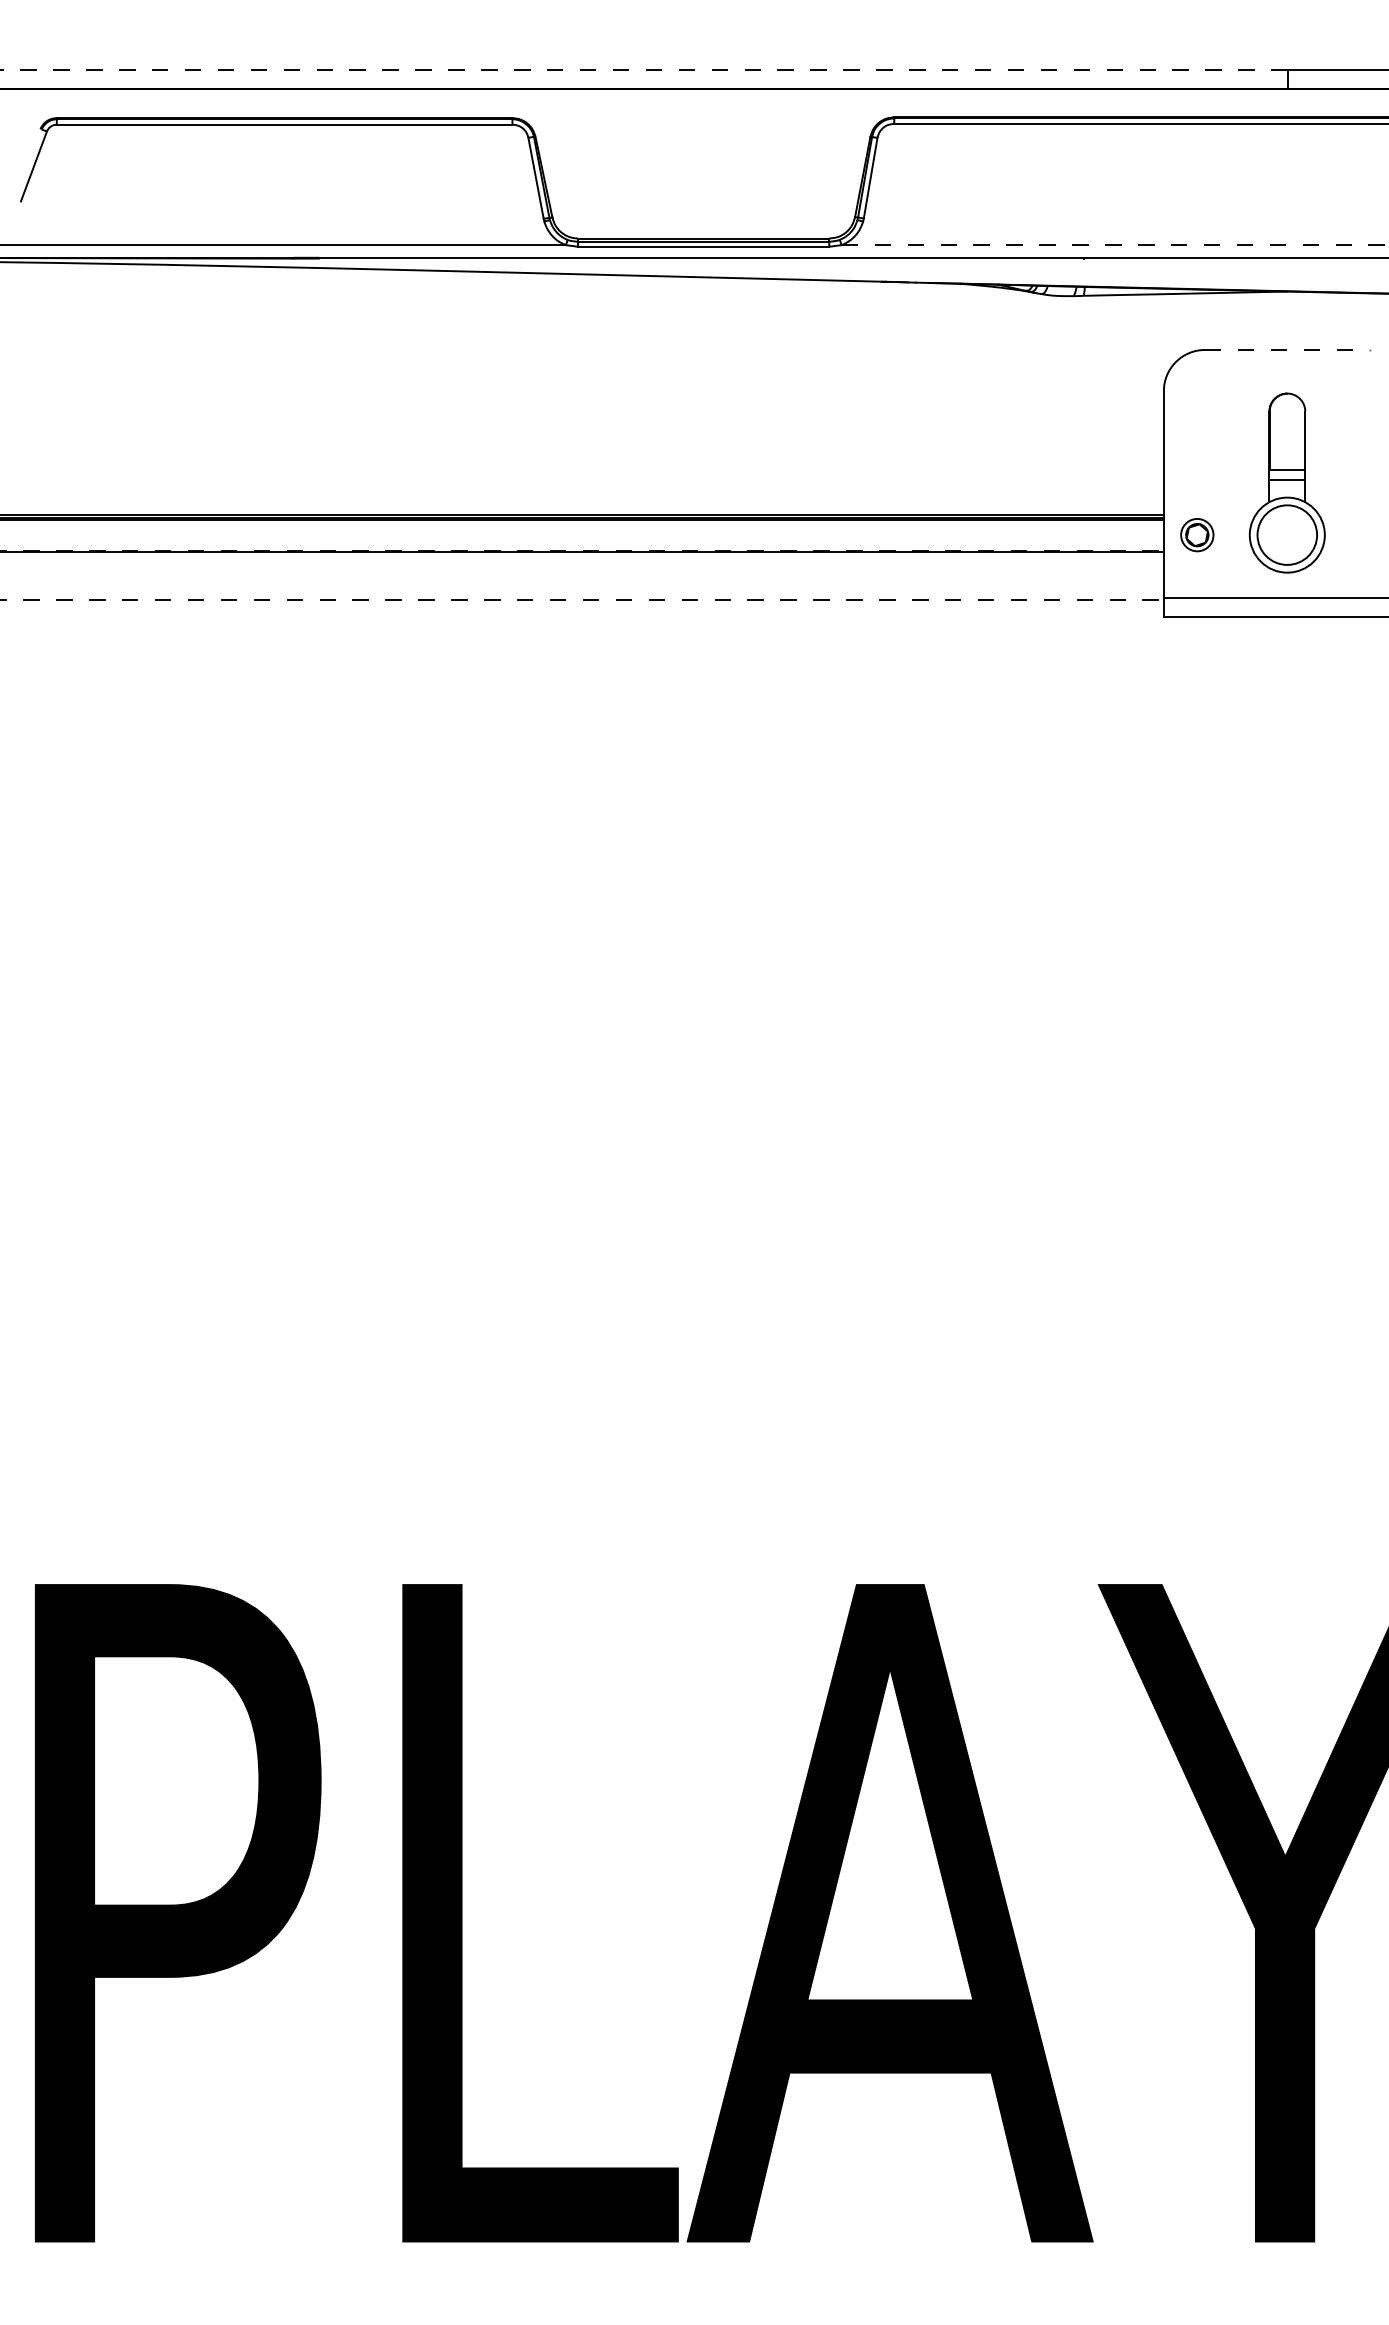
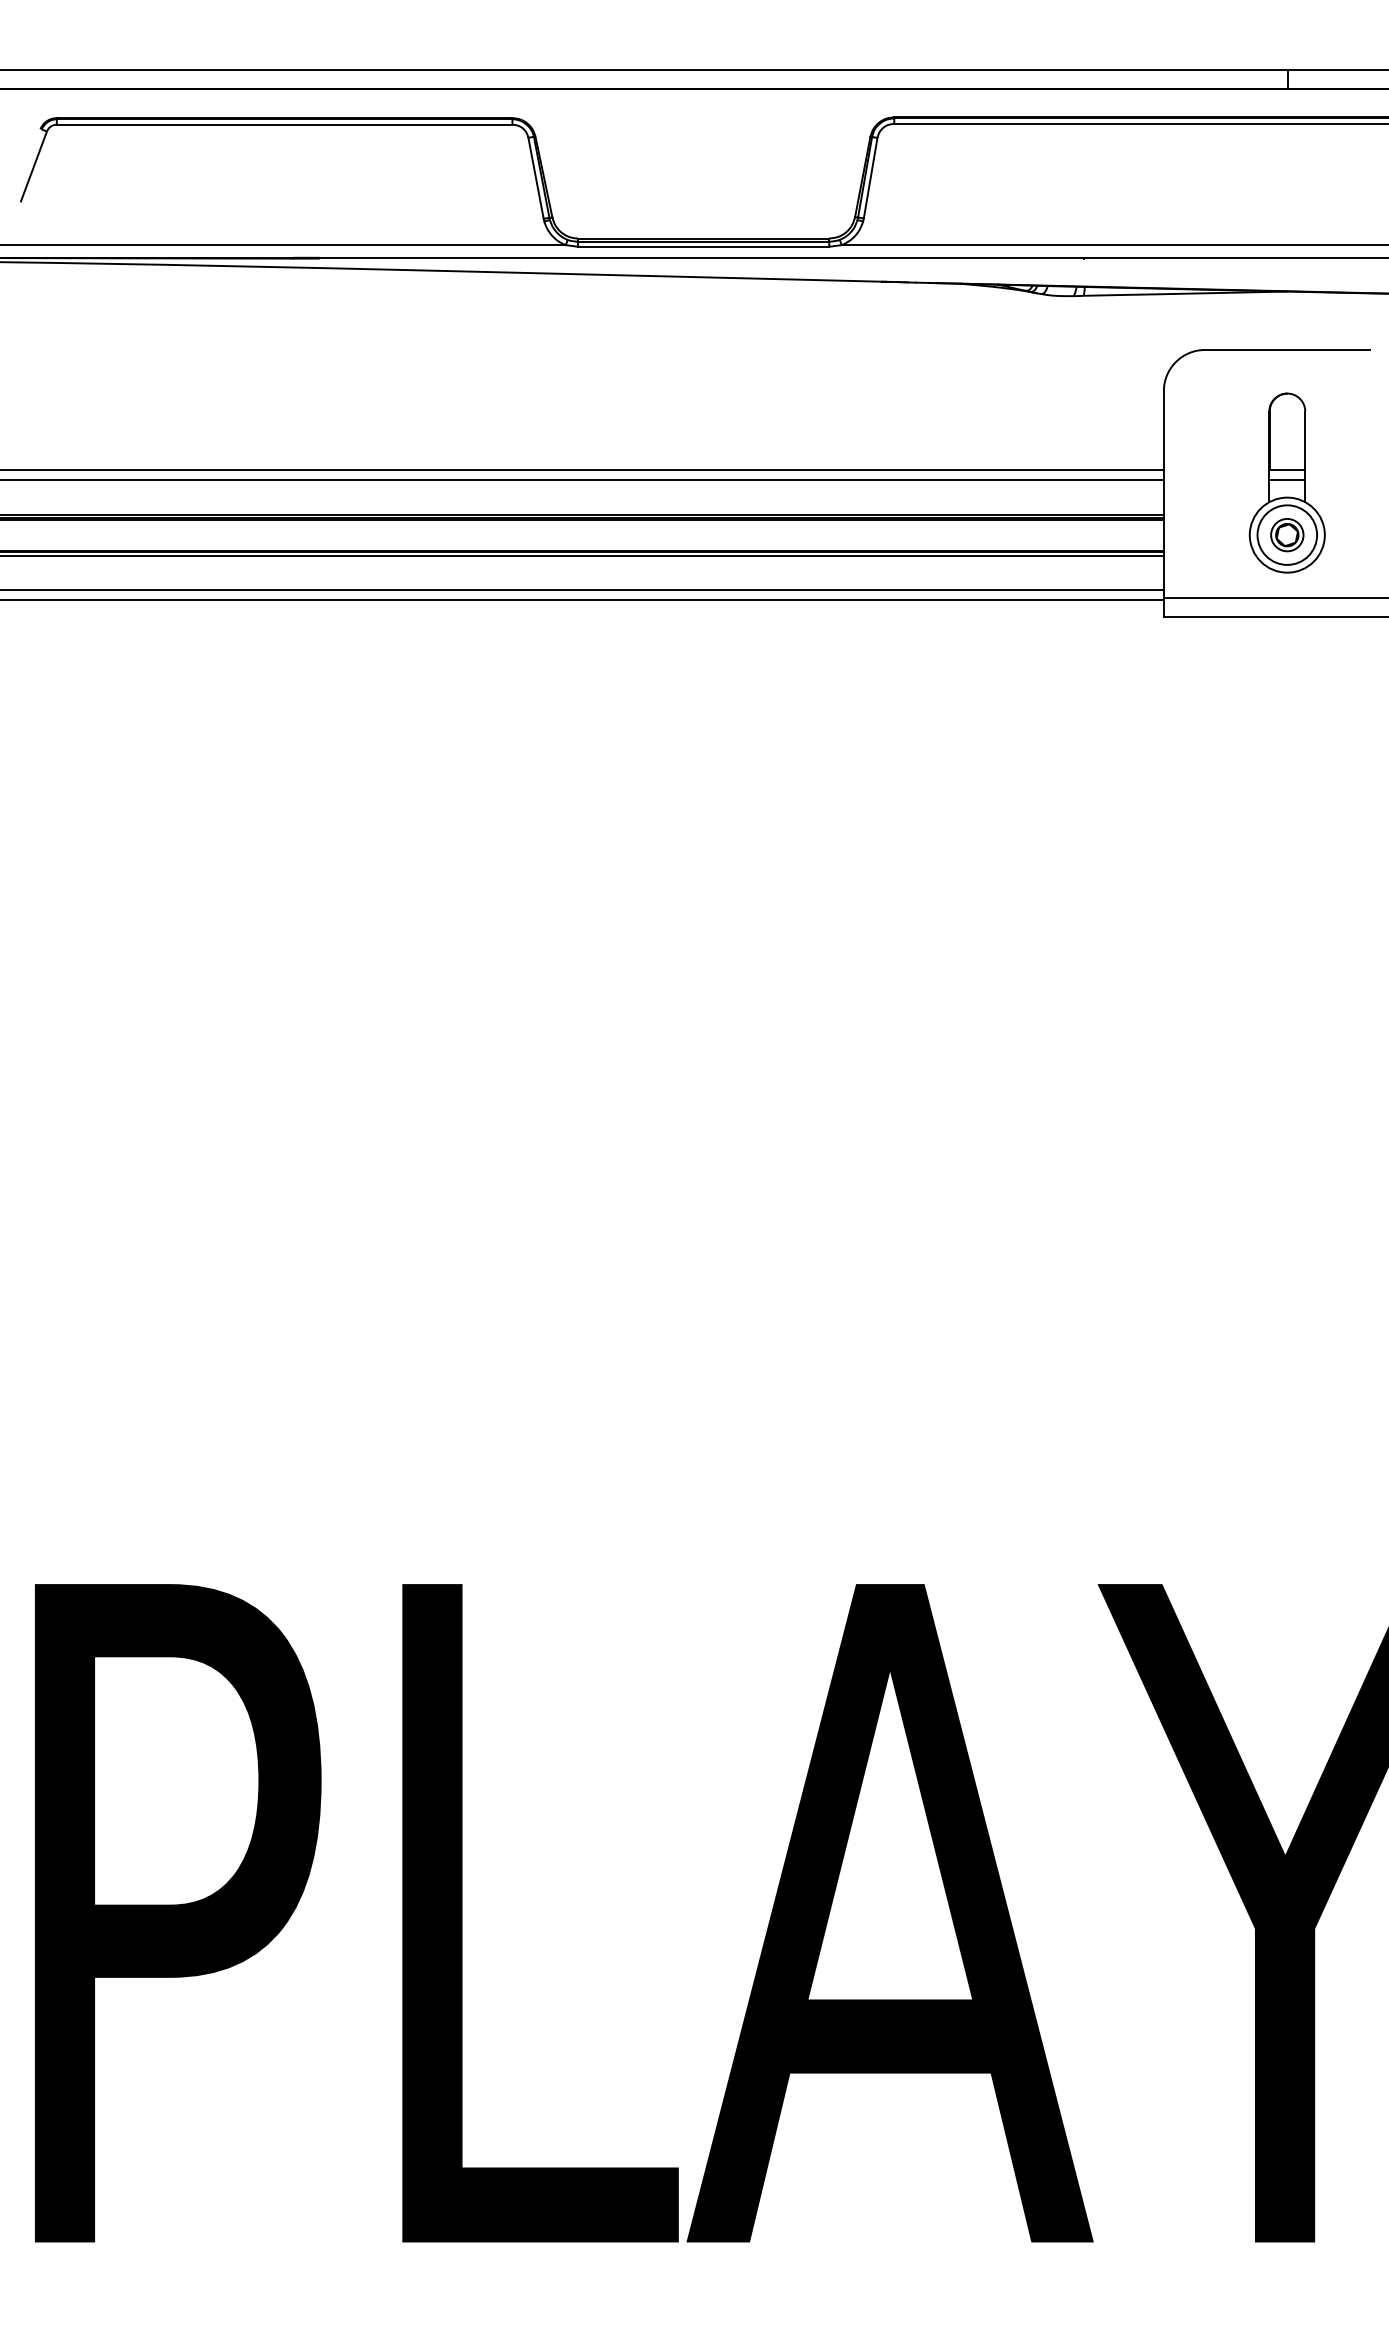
line: dashed -> solid (643, 69)
line: dashed -> solid (1115, 245)
line: dashed -> solid (1287, 349)
line: none -> present (582, 470)
line: none -> present (582, 480)
part position: (1197, 535) -> (1287, 535) (1287, 535)
line: dashed -> solid (581, 550)
line: none -> present (582, 555)
line: none -> present (582, 590)
line: dashed -> solid (581, 599)
